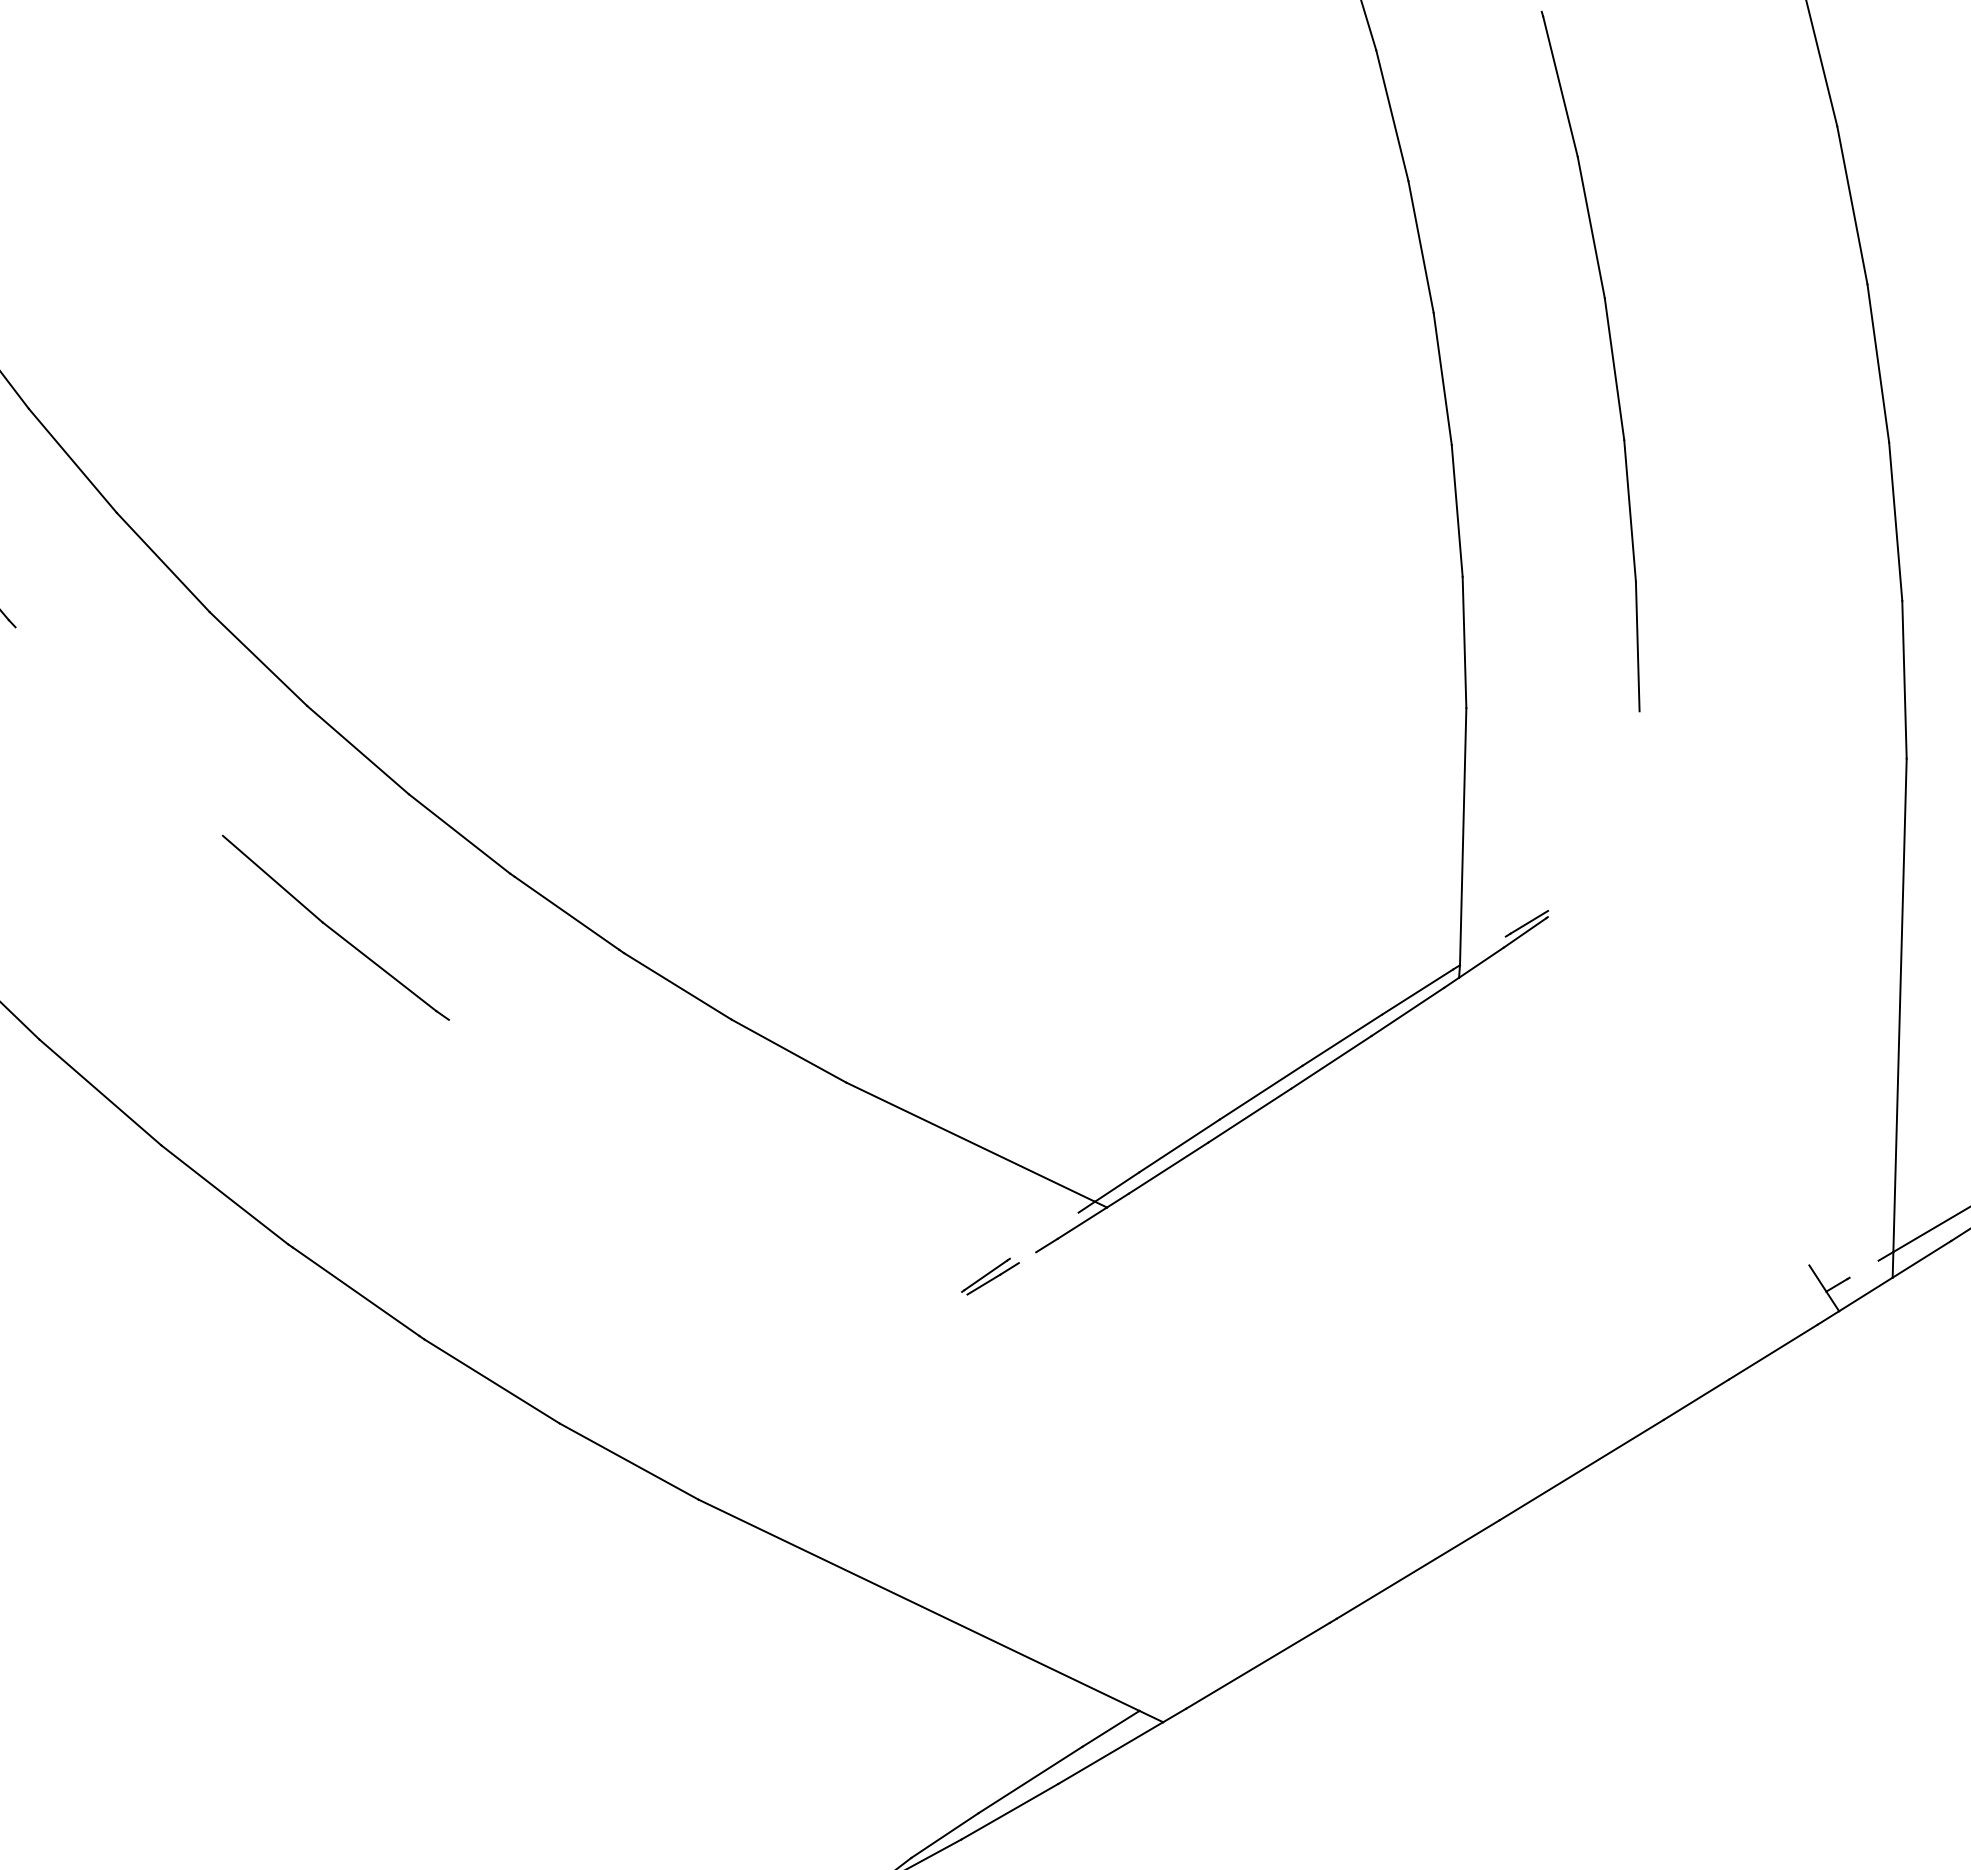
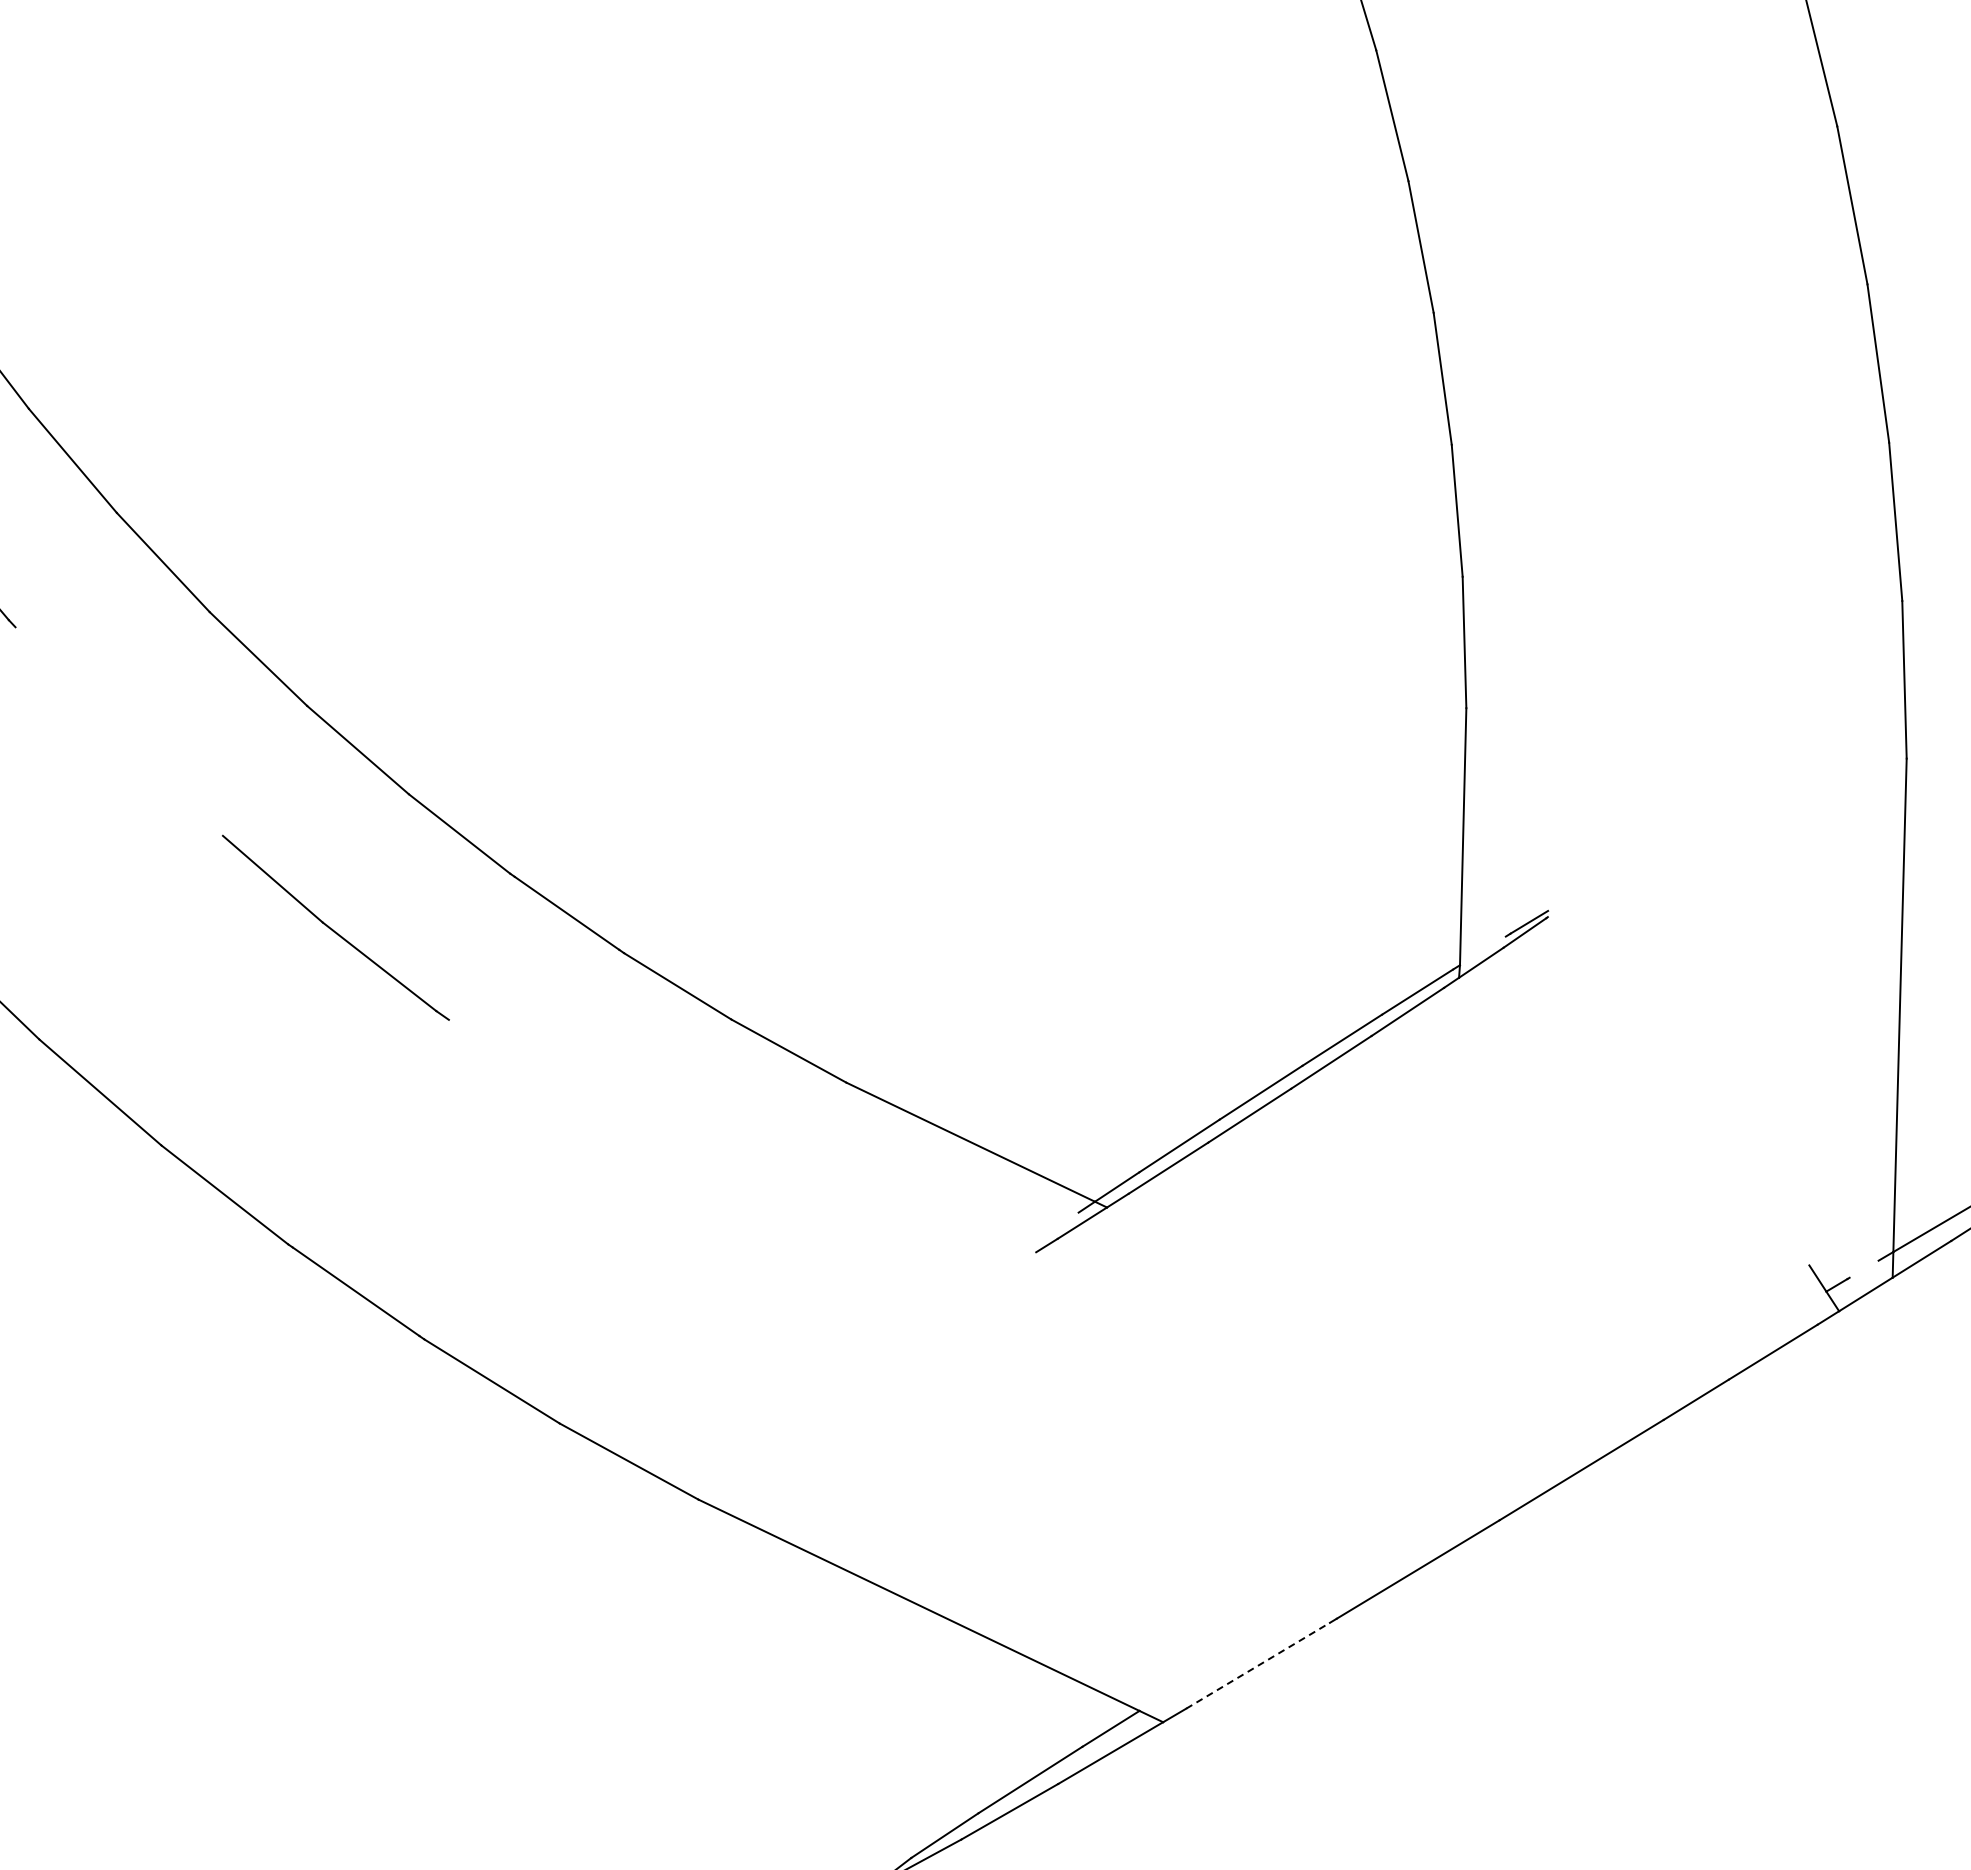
part: present -> none (1611, 356)
part: present -> none (990, 1276)
line: solid -> dashed (1258, 1665)
